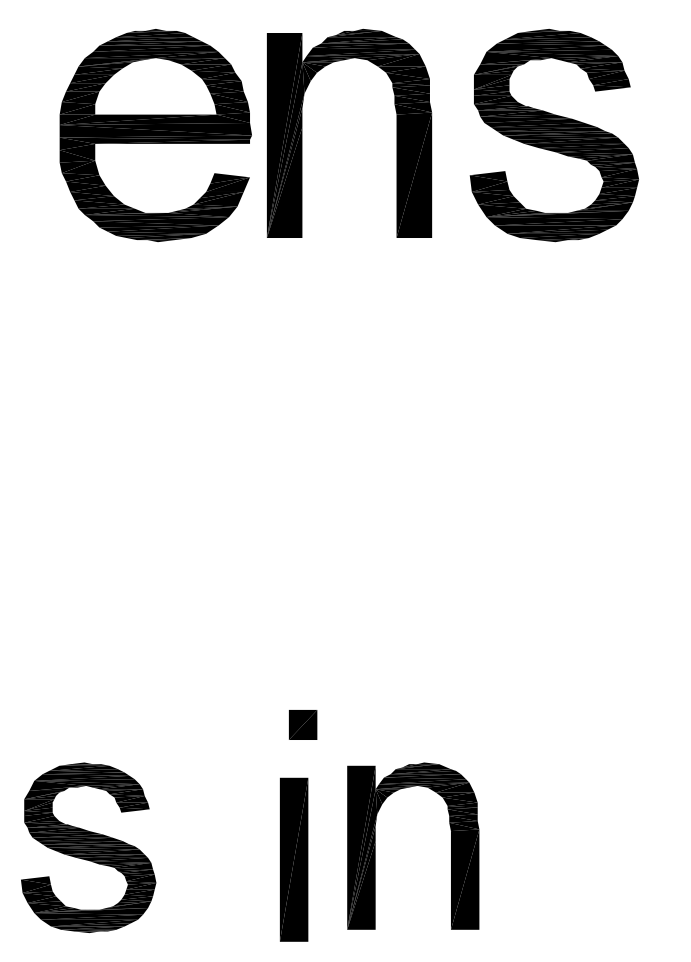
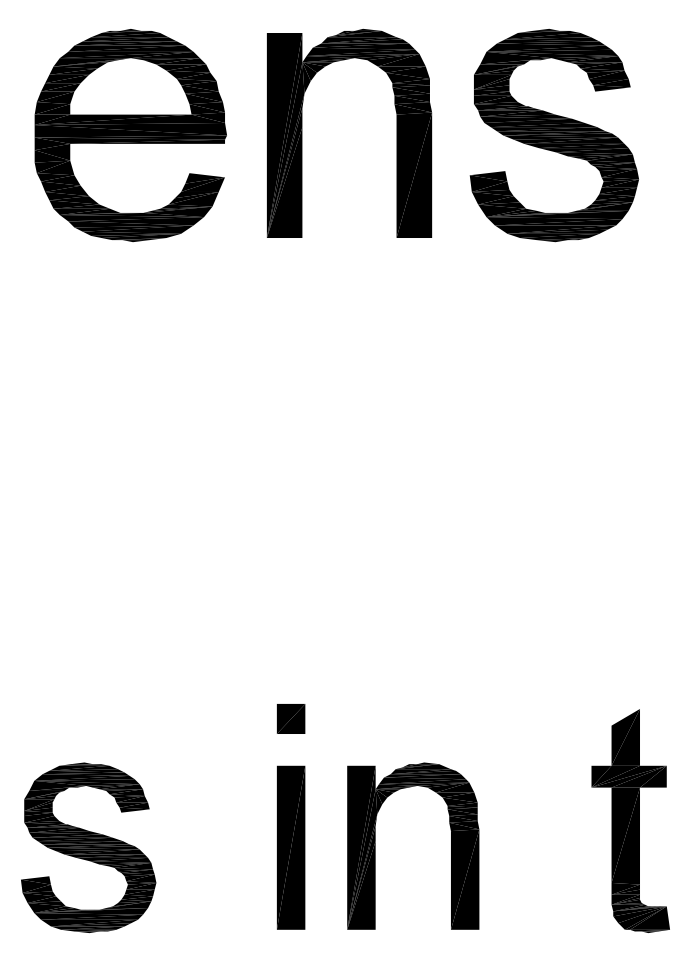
part position: (155, 135) -> (130, 135) (130, 135)
part position: (303, 724) -> (291, 718) (291, 718)
part: none -> present (630, 820)
part position: (294, 859) -> (291, 847) (291, 847)
